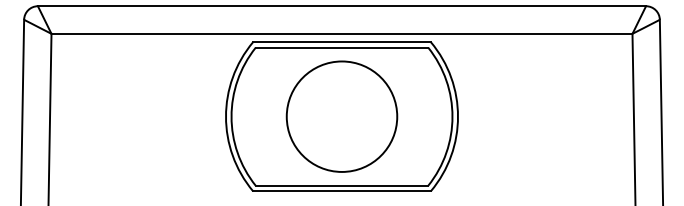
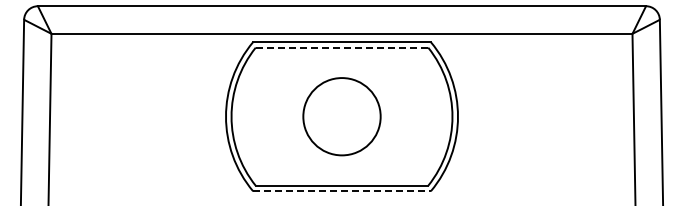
line: solid -> dashed (341, 47)
circle diameter: 110 px -> 77 px (341, 116)
line: solid -> dashed (342, 191)
